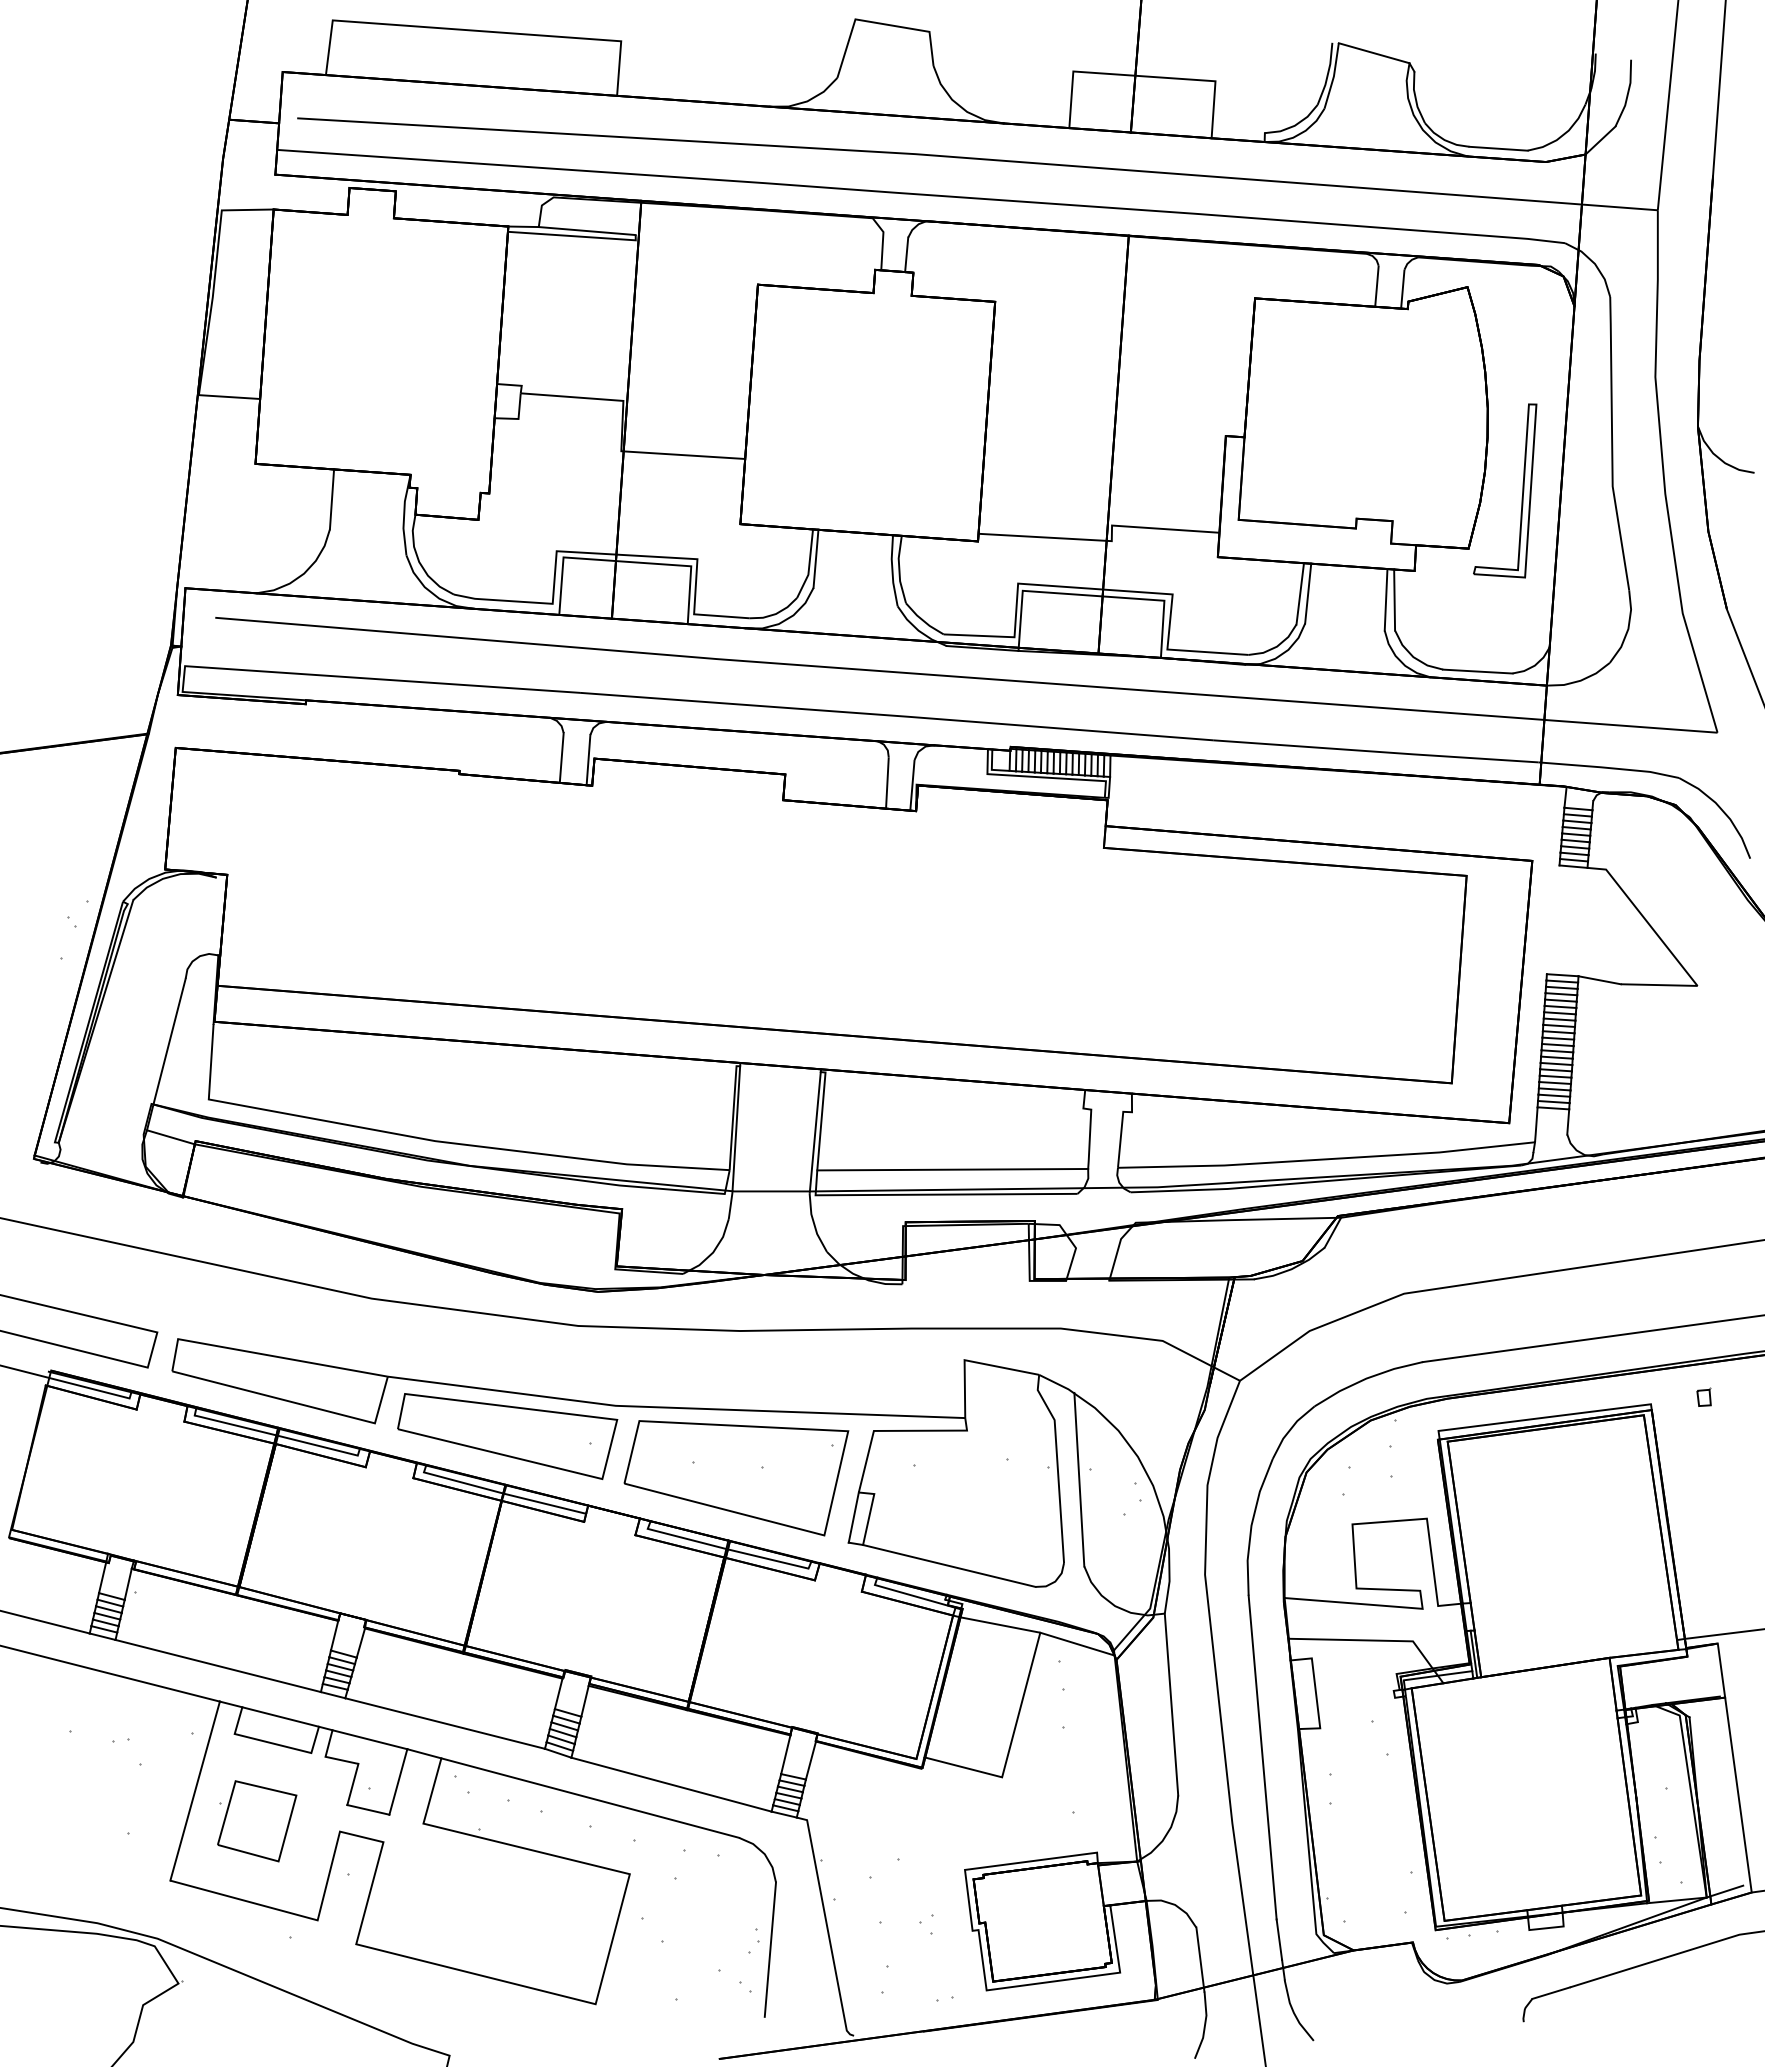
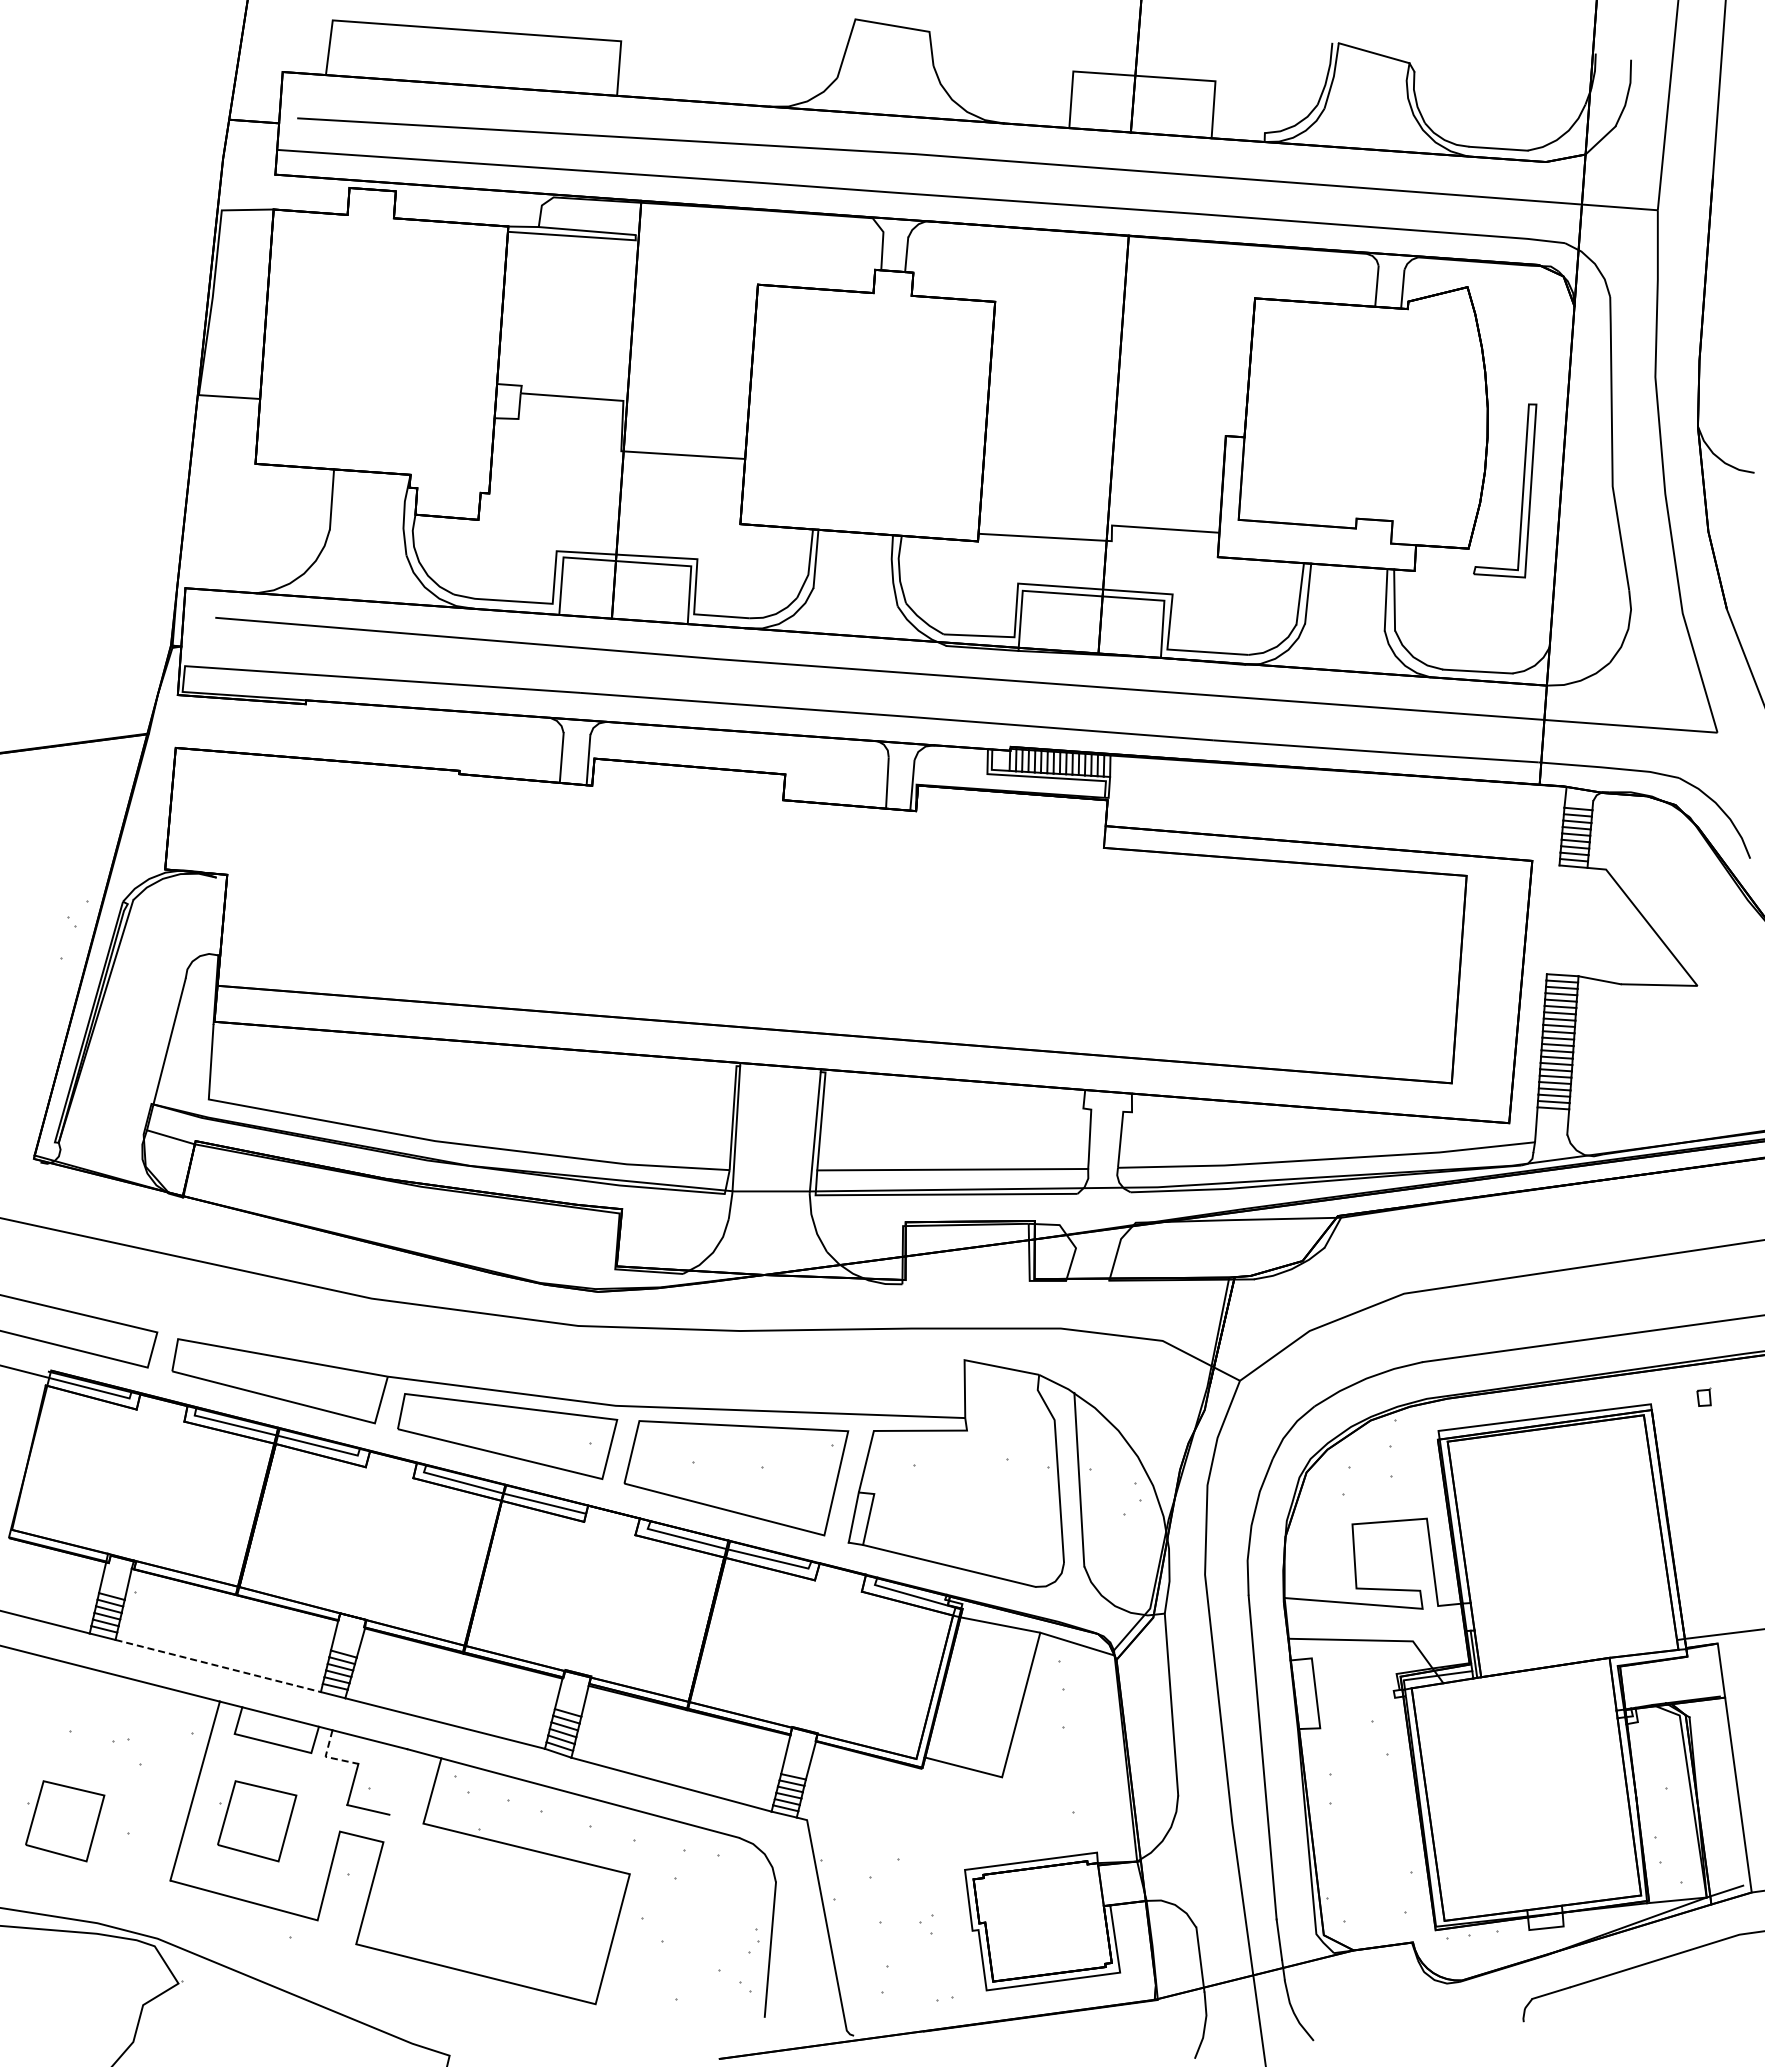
line: solid -> dashed (218, 1666)
line: solid -> dashed (328, 1757)
line: present -> none (398, 1781)
part: none -> present (65, 1821)
